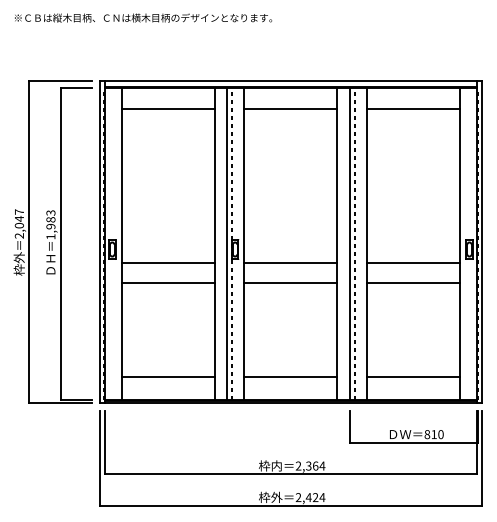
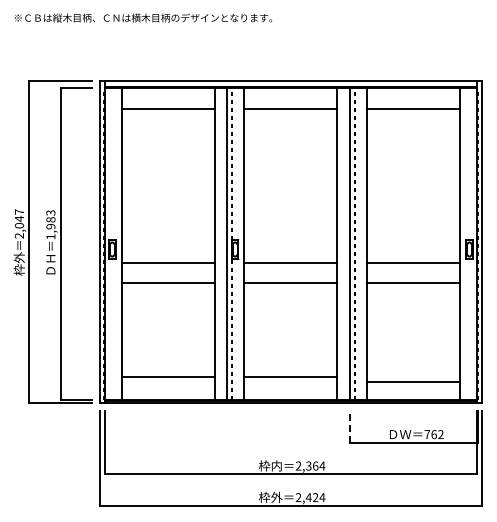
line position: (413, 376) -> (413, 381) (413, 381)
line: solid -> dashed (349, 427)
text: 810 -> 762 (433, 434)
